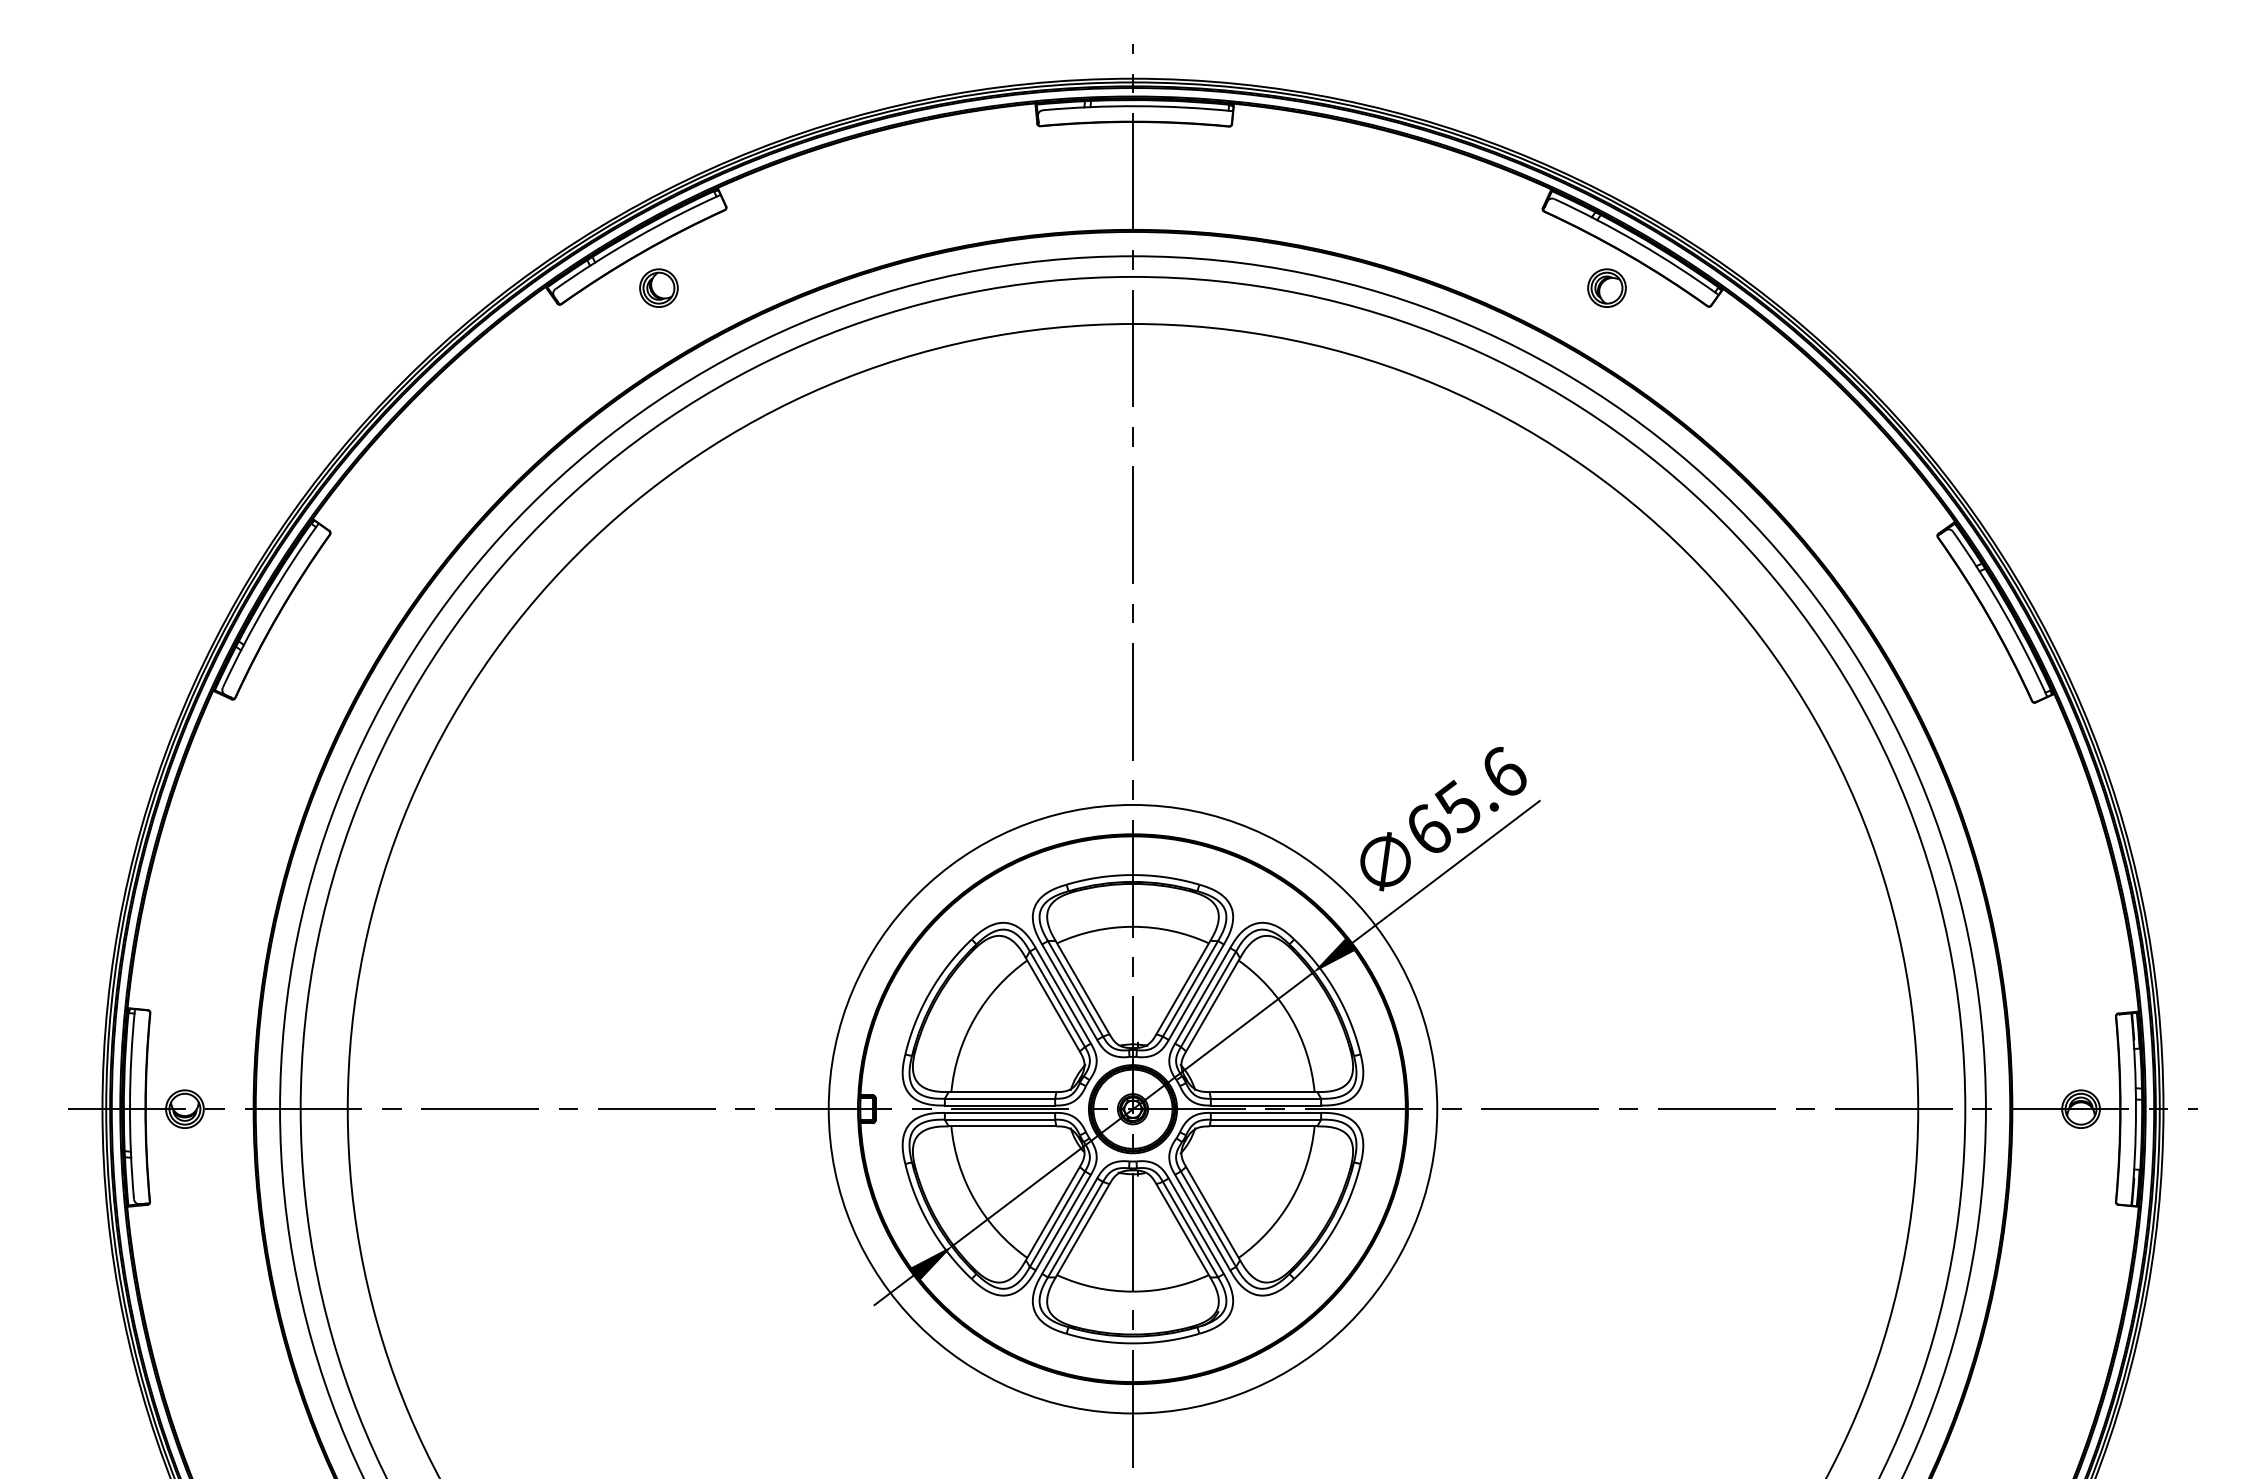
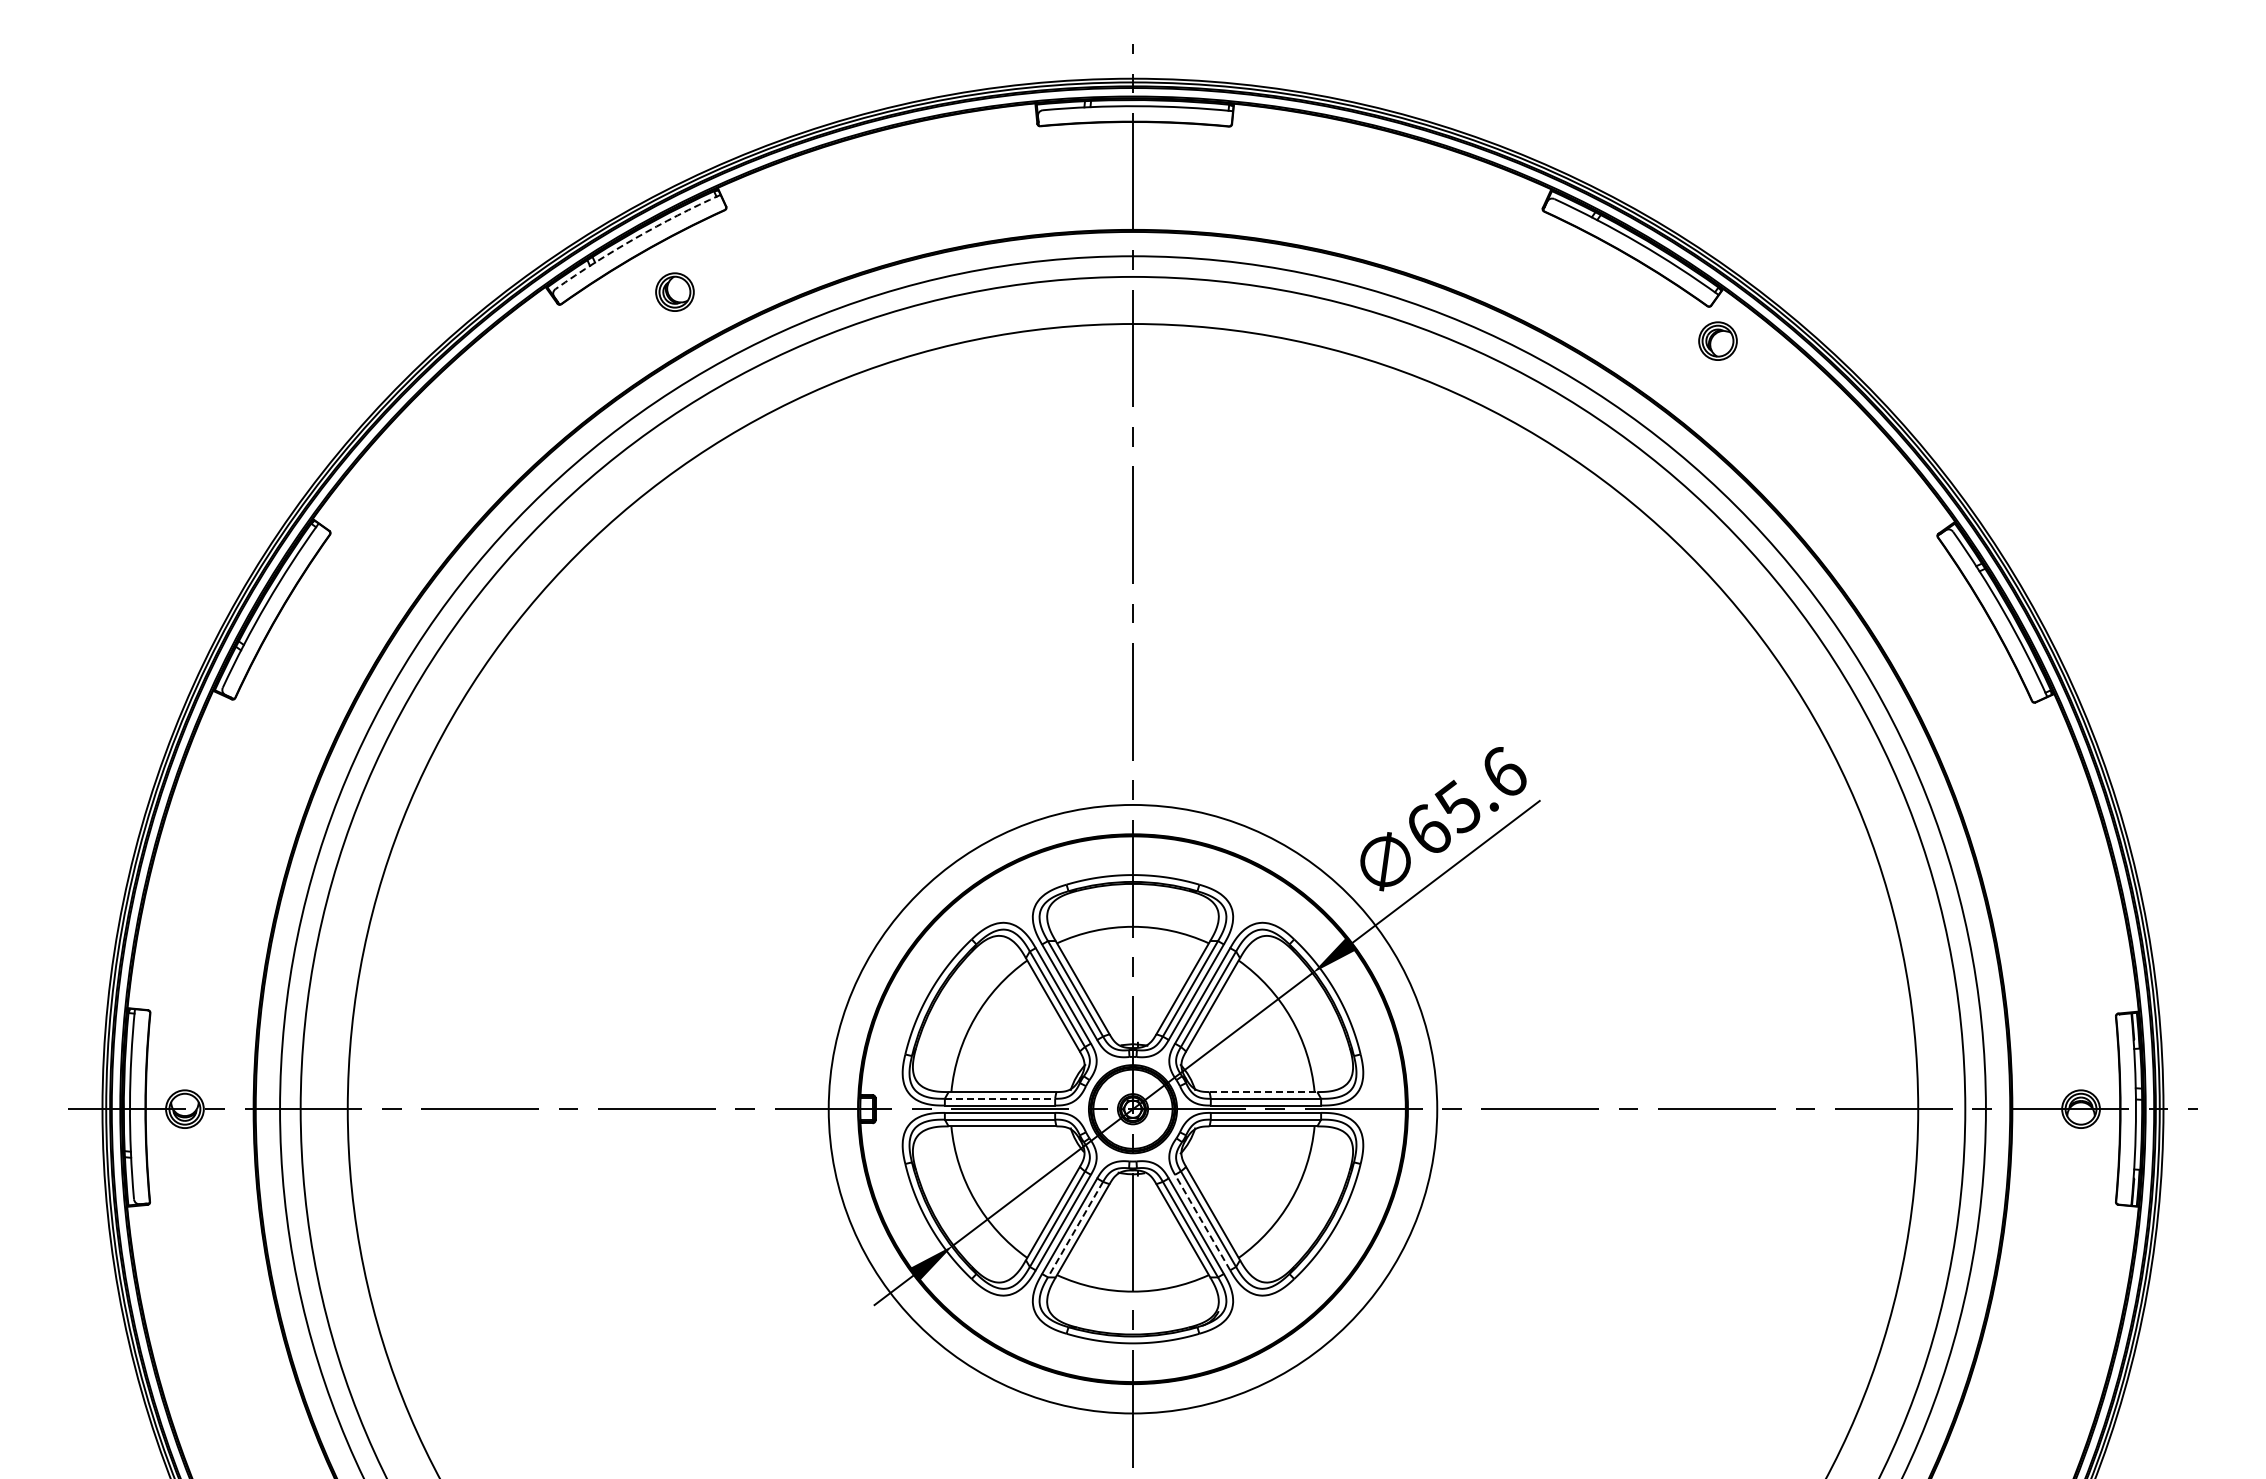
arc: solid -> dashed (635, 238)
part position: (658, 287) -> (674, 291) (674, 291)
part position: (1606, 287) -> (1717, 340) (1717, 340)
line: solid -> dashed (1263, 1092)
line: solid -> dashed (1000, 1098)
line: solid -> dashed (1202, 1222)
line: solid -> dashed (1075, 1230)
